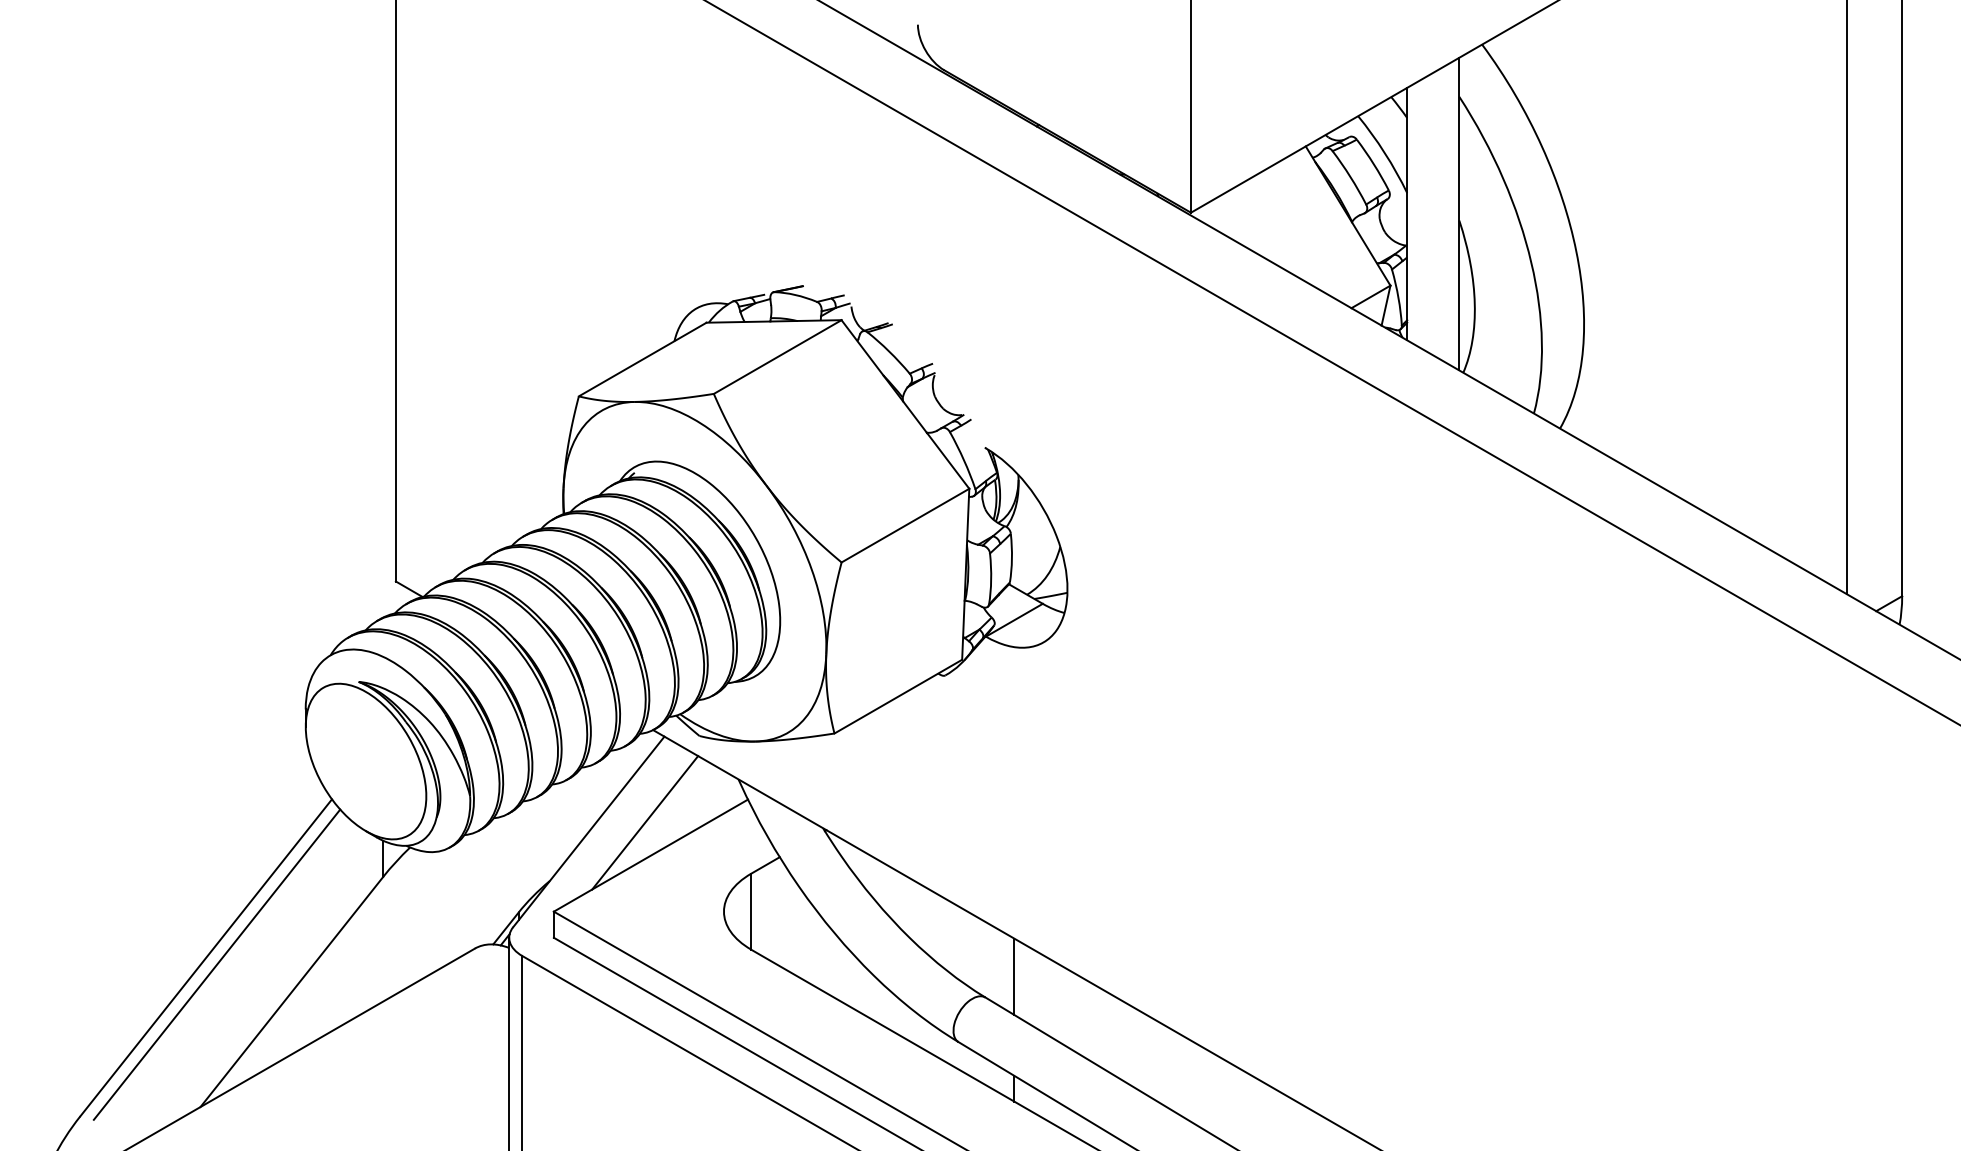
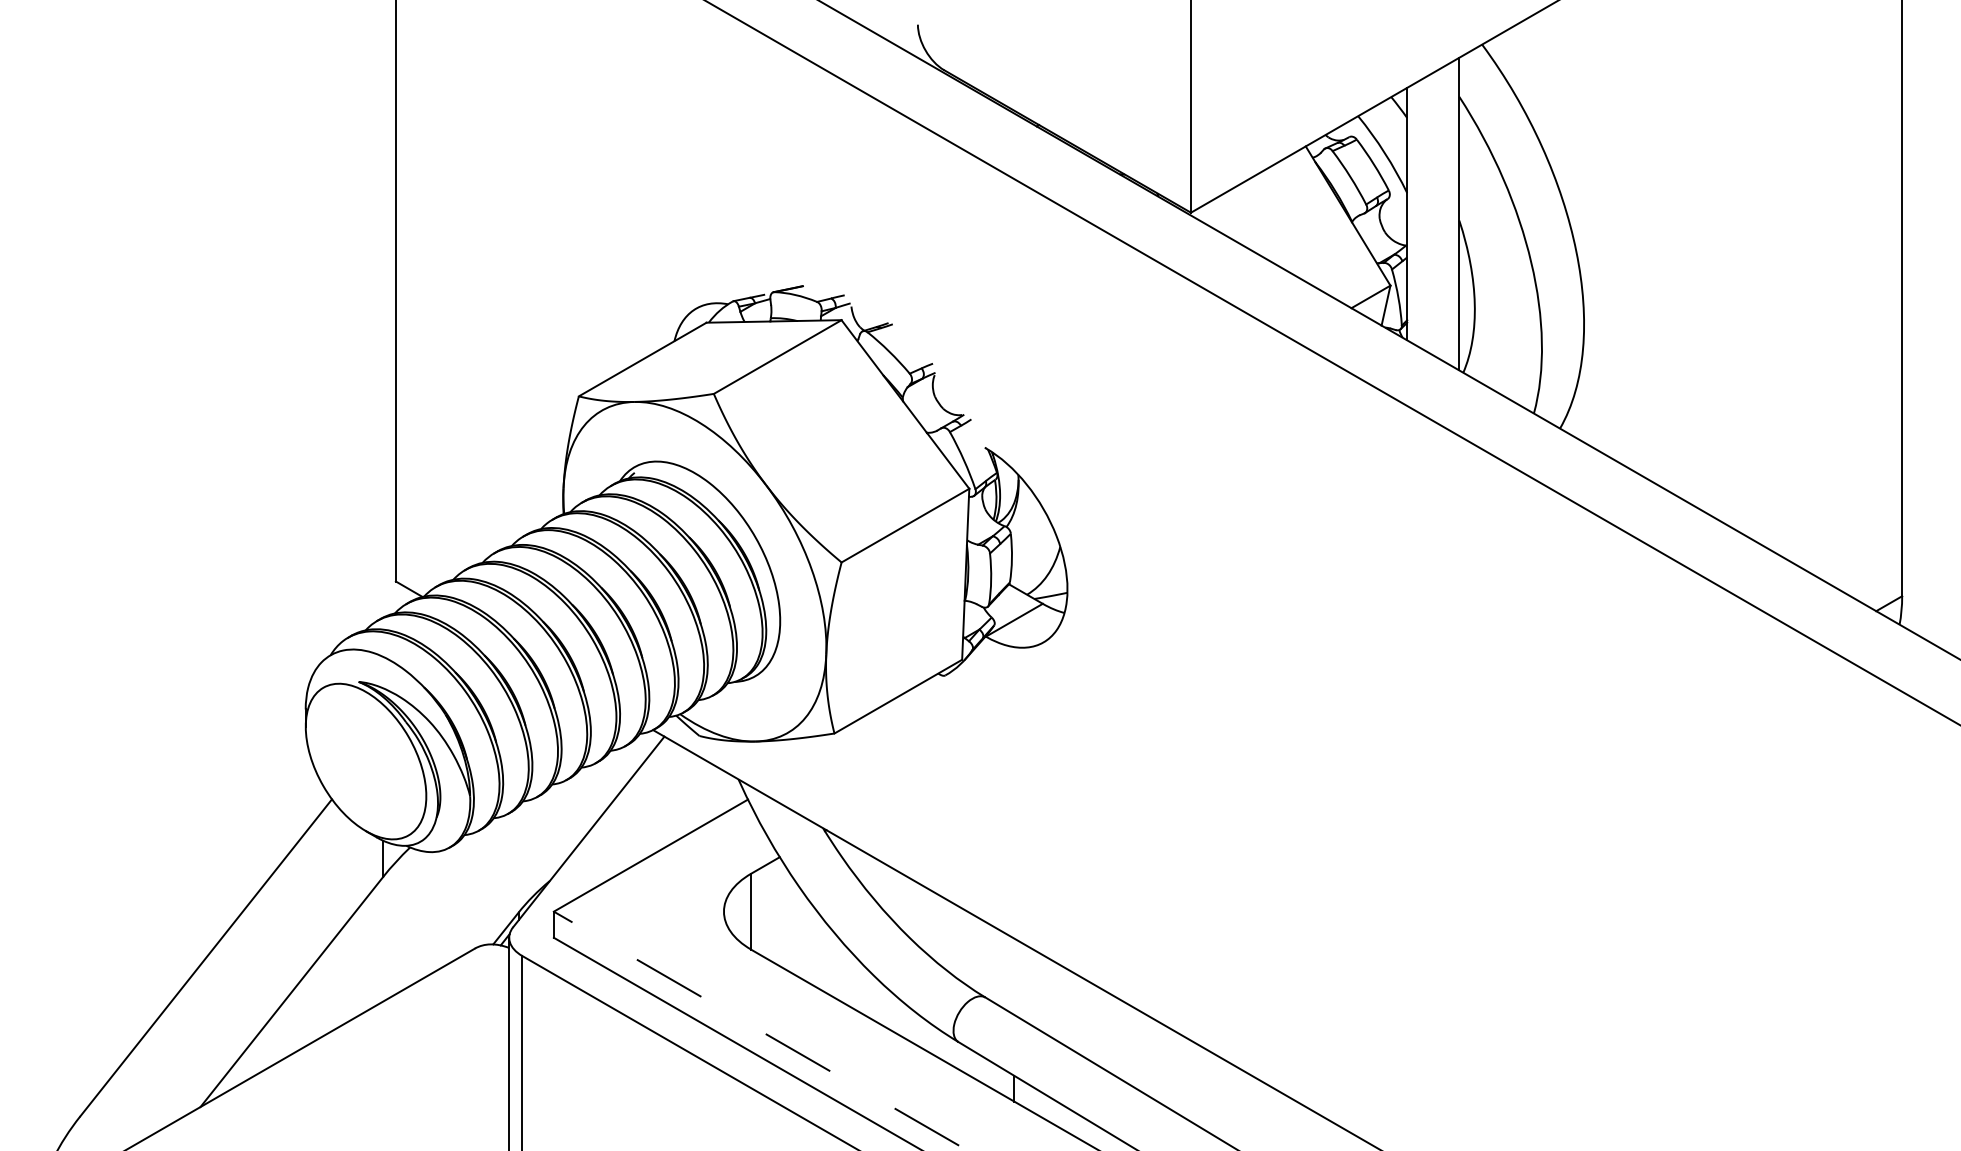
line: present -> none (1847, 298)
line: present -> none (645, 822)
line: present -> none (216, 964)
line: present -> none (1014, 976)
line: solid -> dashed (760, 1031)
